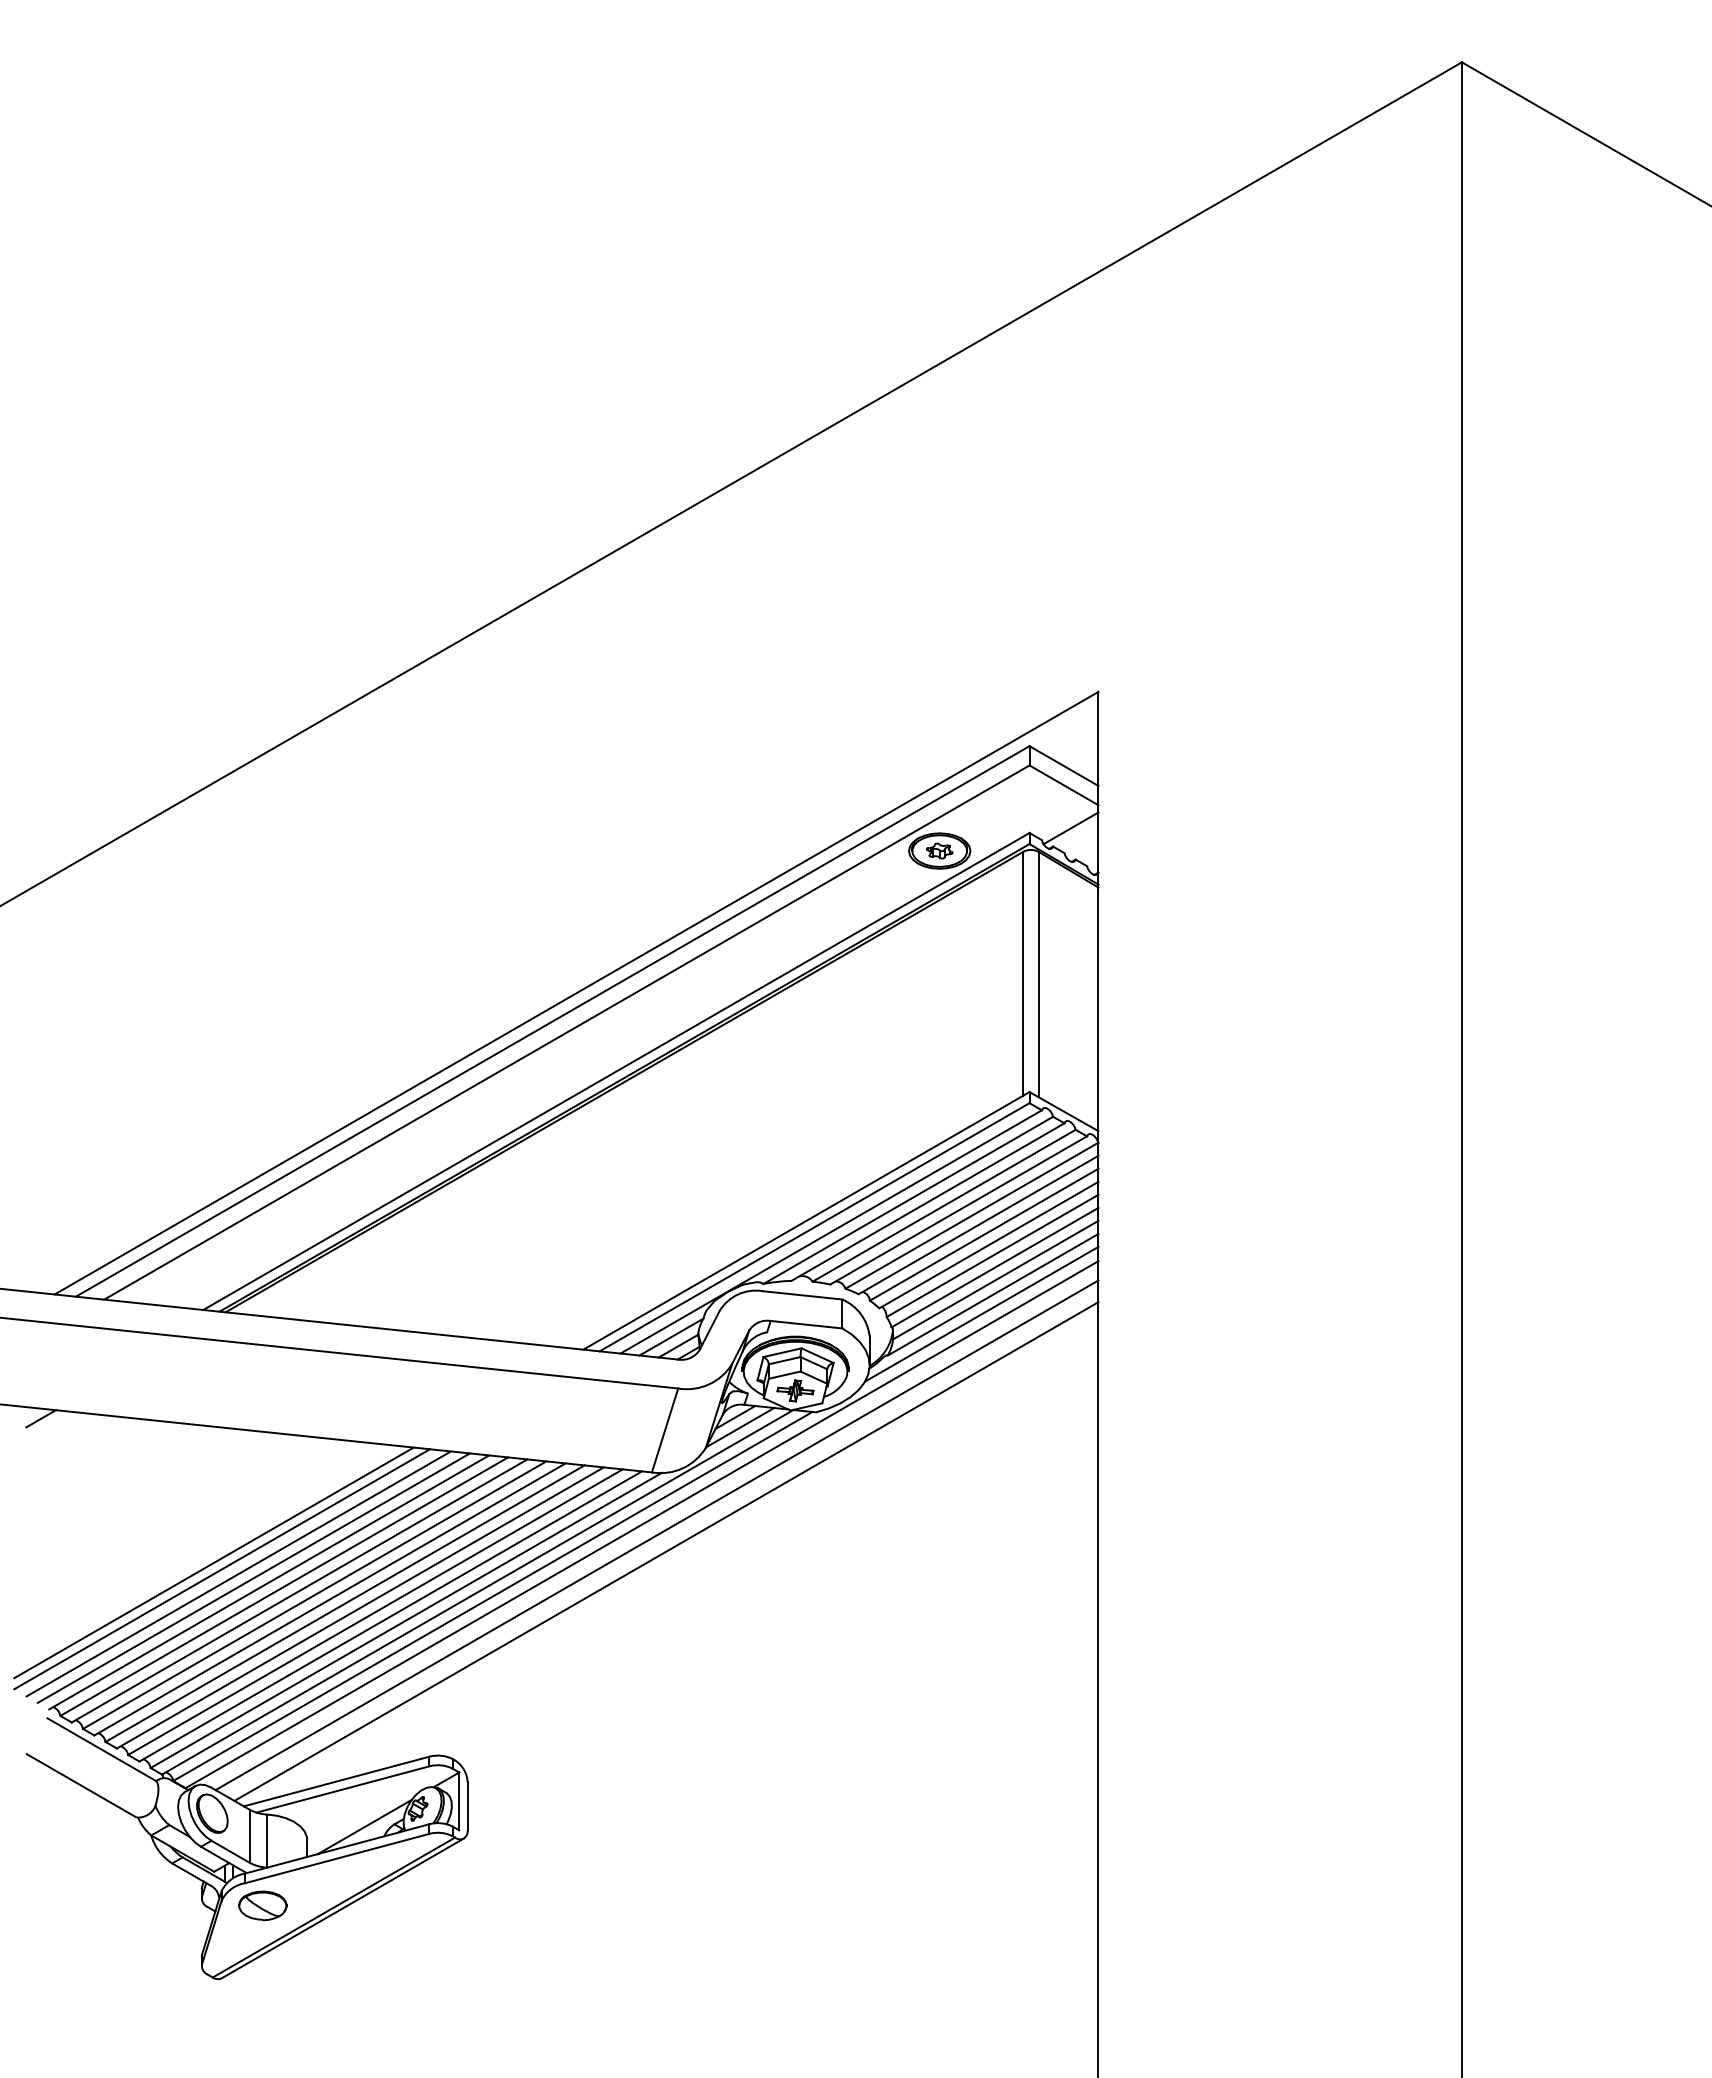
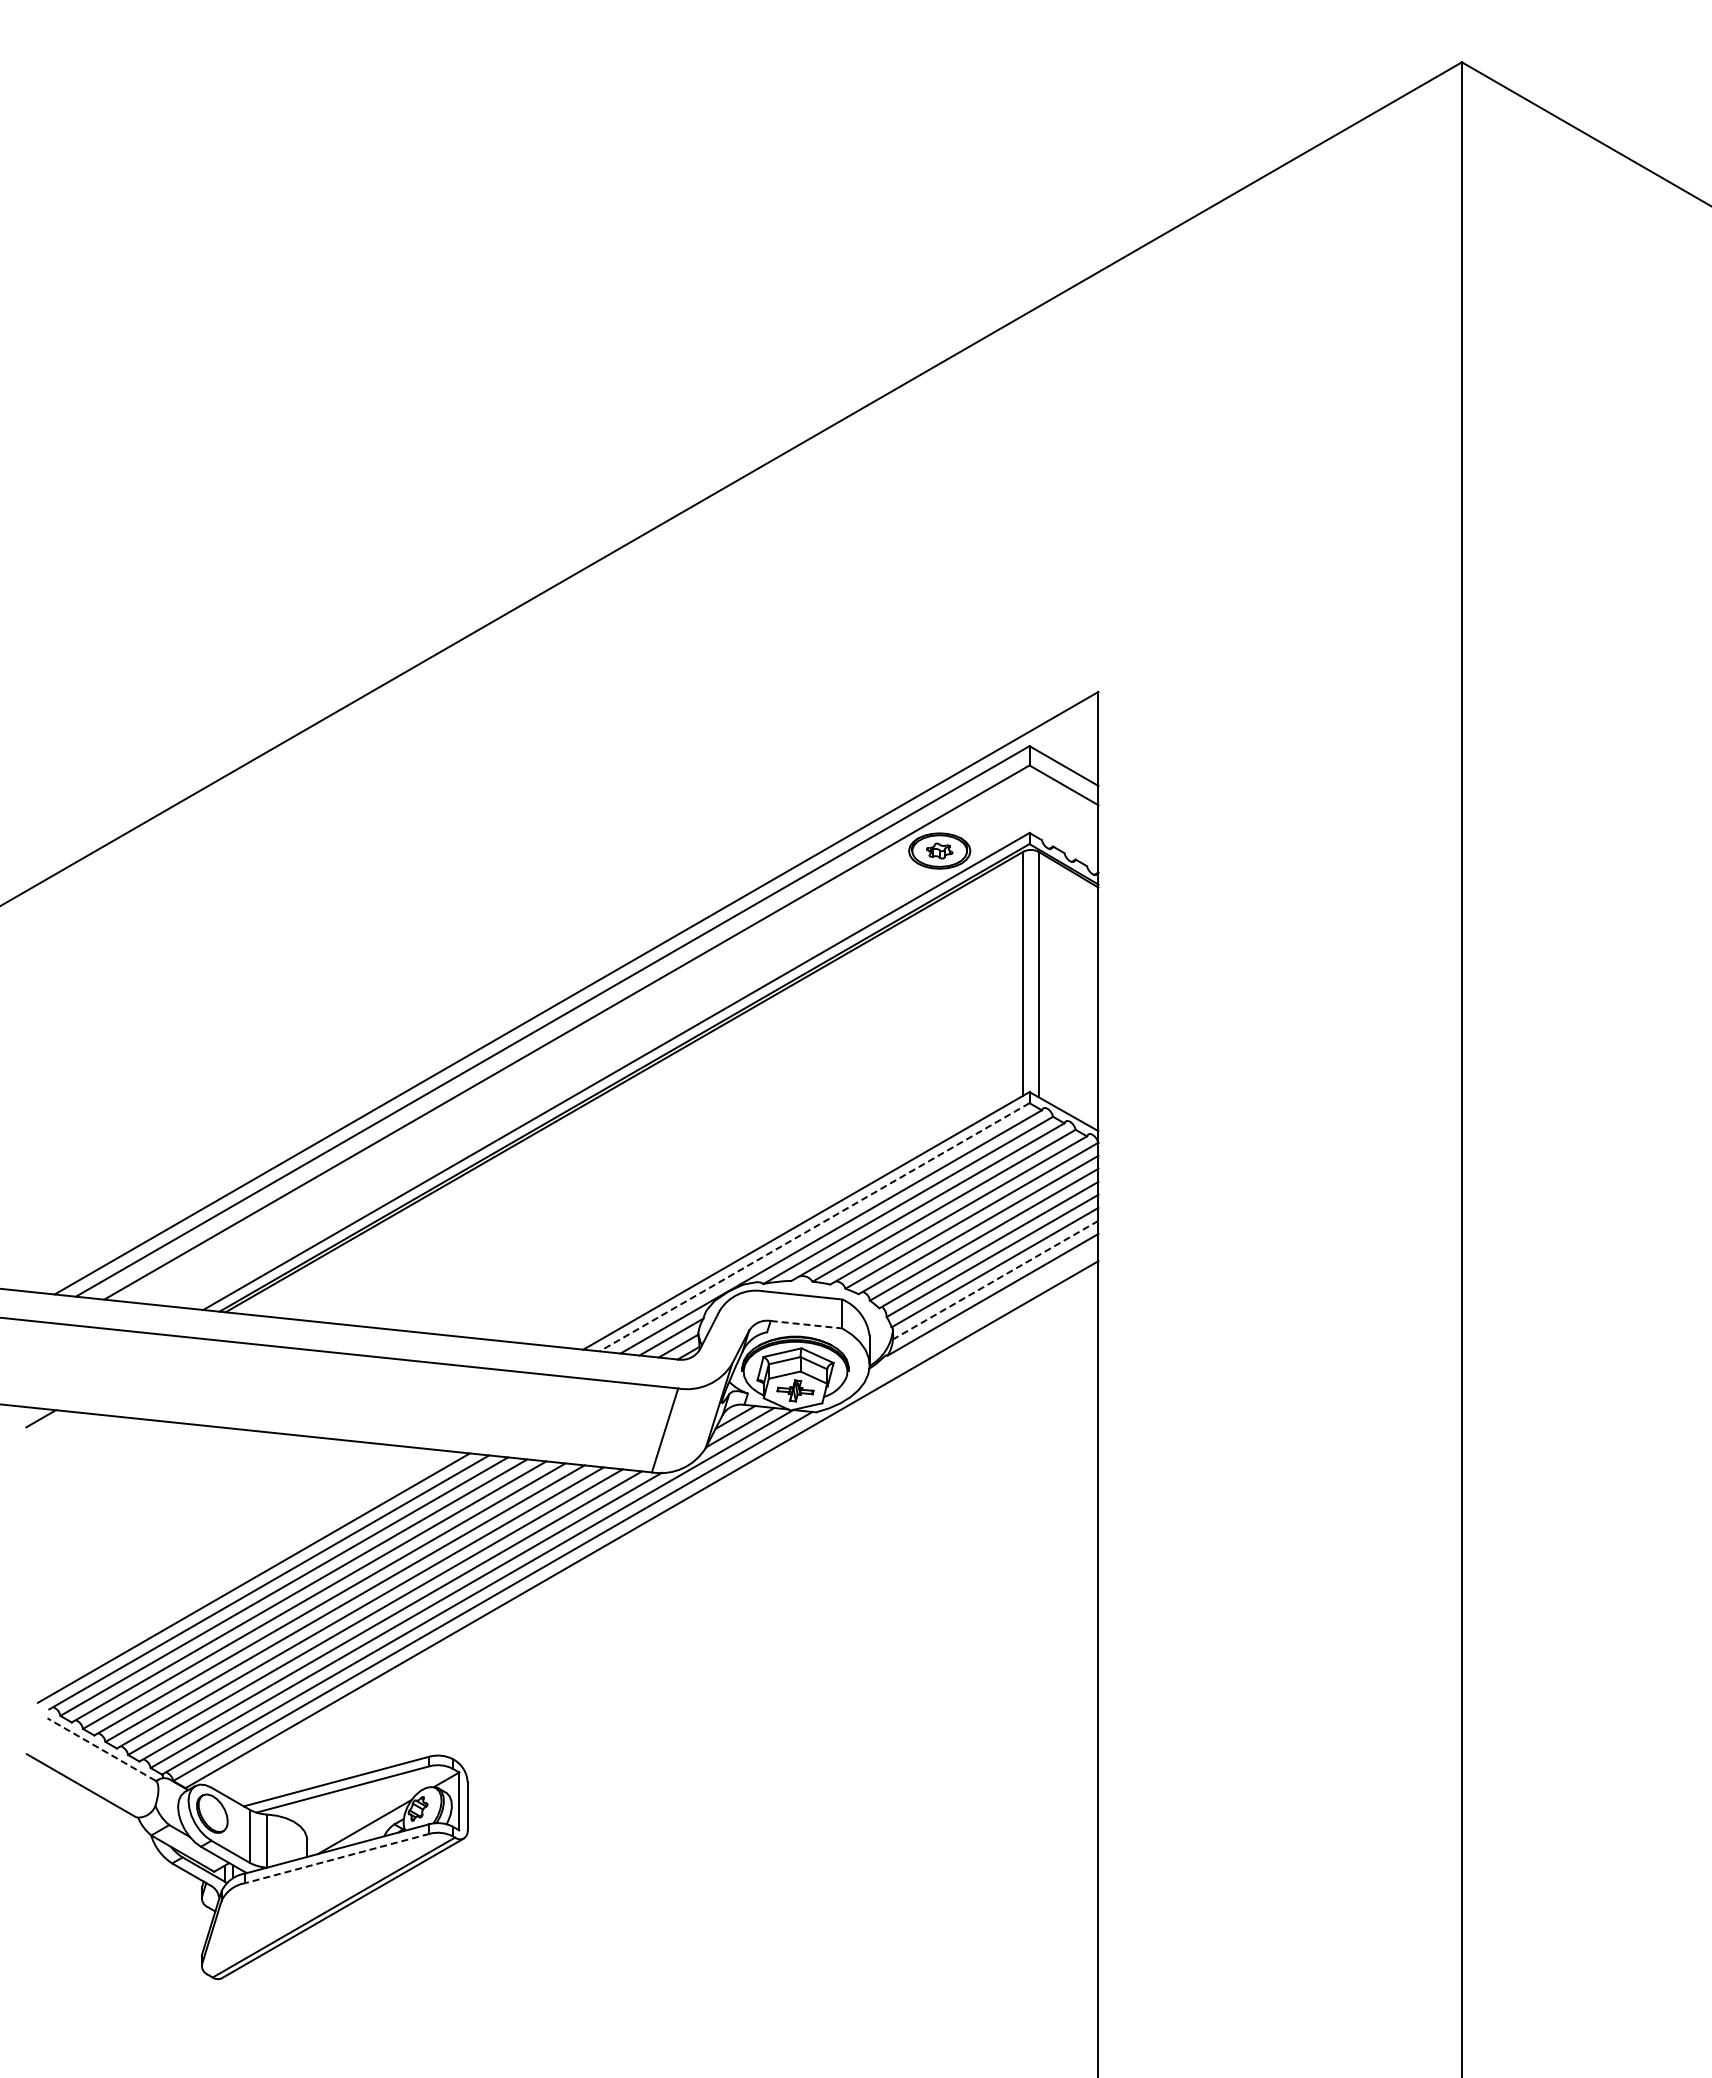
line: present -> none (1070, 828)
line: solid -> dashed (814, 1227)
line: solid -> dashed (995, 1280)
line: present -> none (981, 1313)
line: solid -> dashed (807, 1324)
line: present -> none (656, 1535)
line: present -> none (666, 1551)
line: present -> none (213, 1562)
line: present -> none (222, 1569)
line: present -> none (238, 1573)
line: solid -> dashed (101, 1749)
line: solid -> dashed (336, 1858)
part: present -> none (262, 1905)
